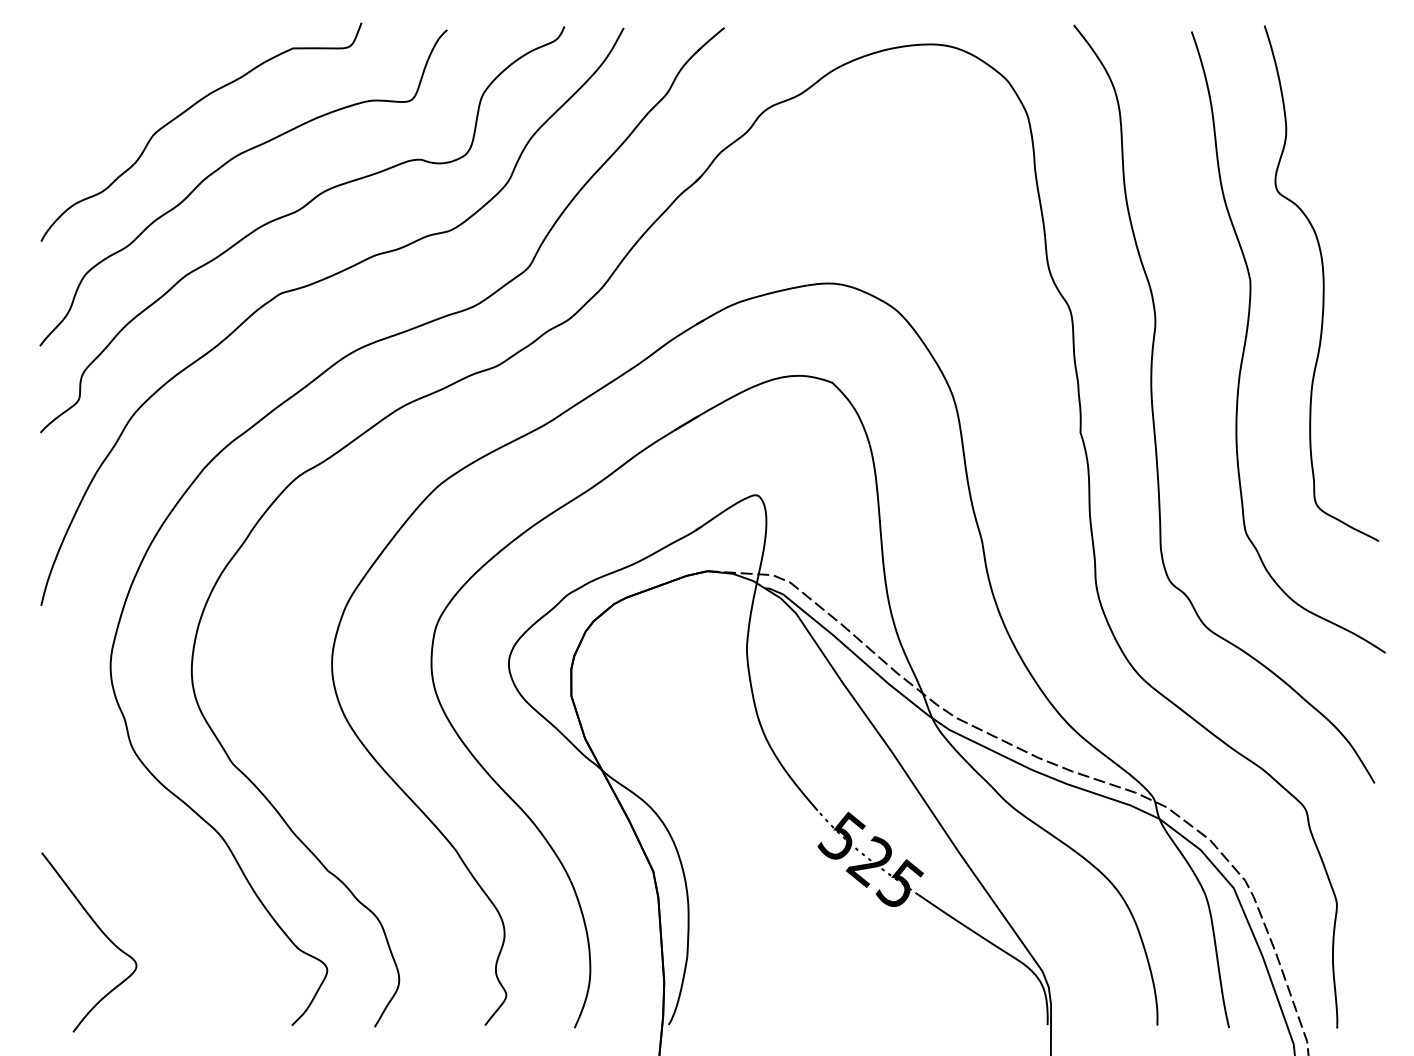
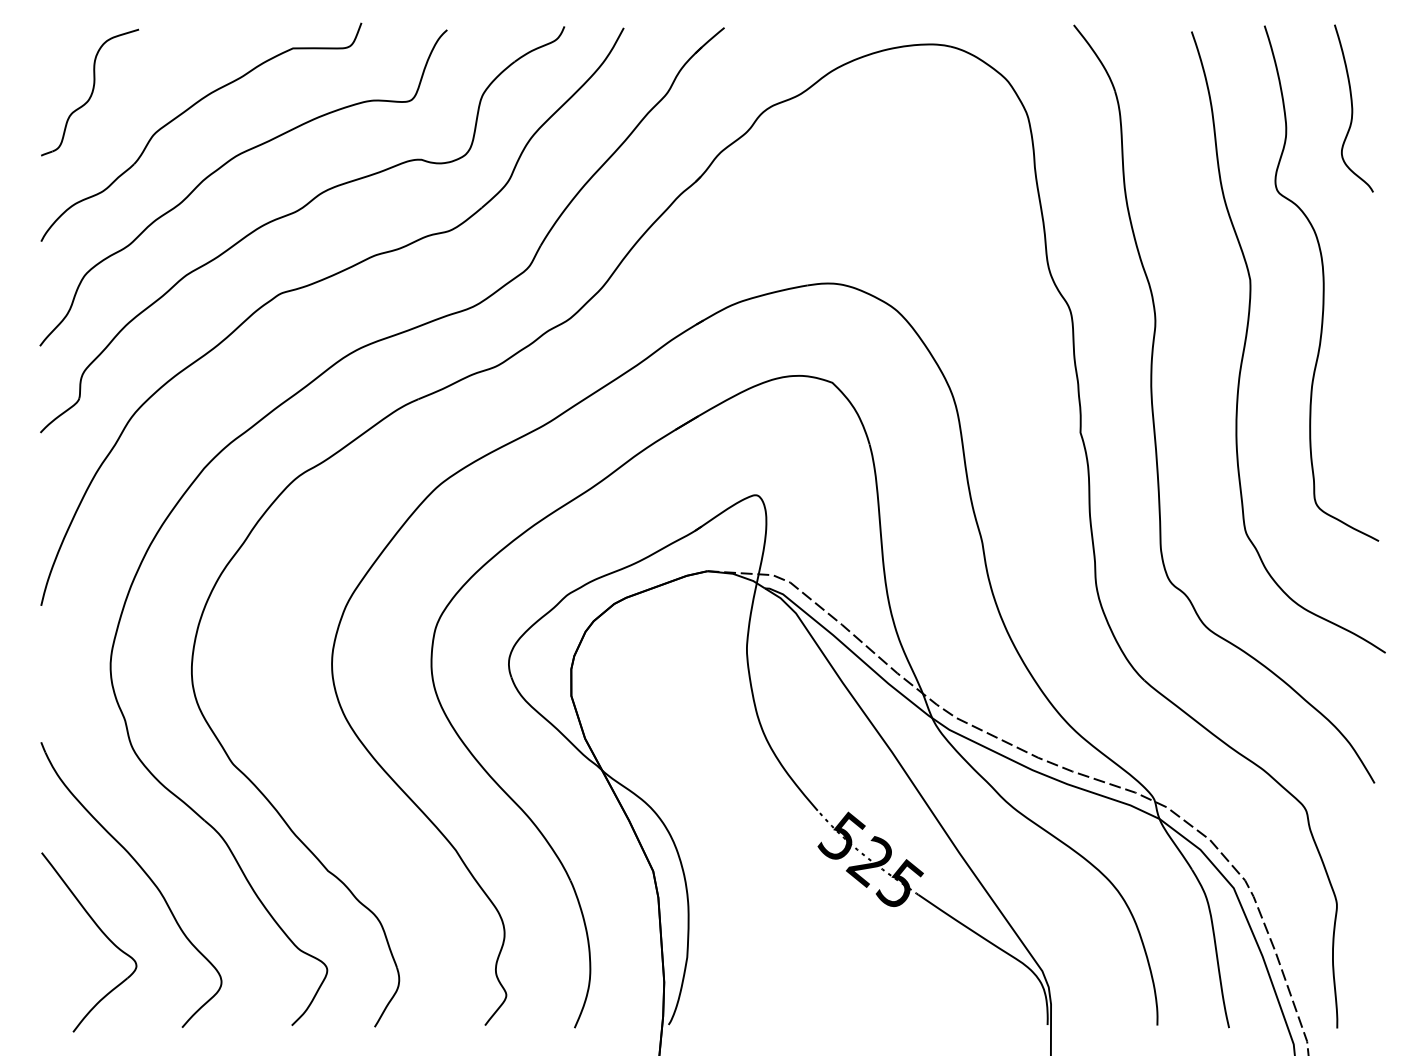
part: none -> present (90, 92)
curve: none -> present (1353, 108)
part: none -> present (143, 872)
